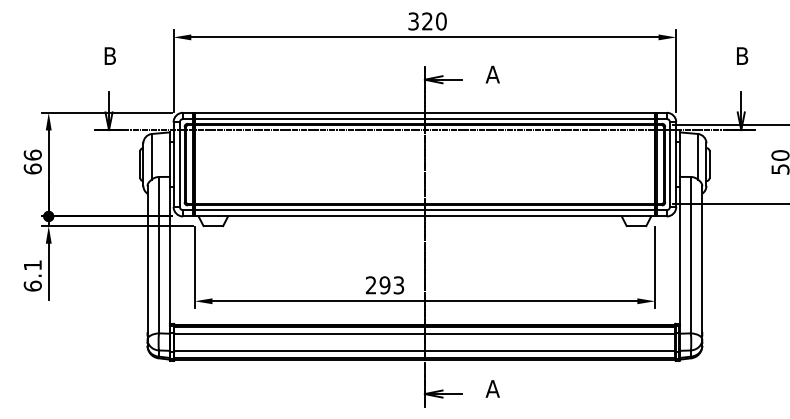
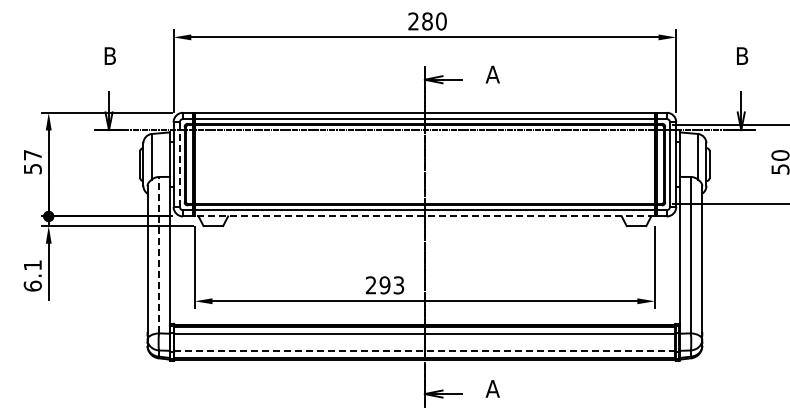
text: 320 -> 280 (420, 21)
text: 66 -> 57 (32, 161)
line: solid -> dashed (179, 164)
line: solid -> dashed (424, 216)
line: solid -> dashed (159, 254)
line: solid -> dashed (424, 350)
